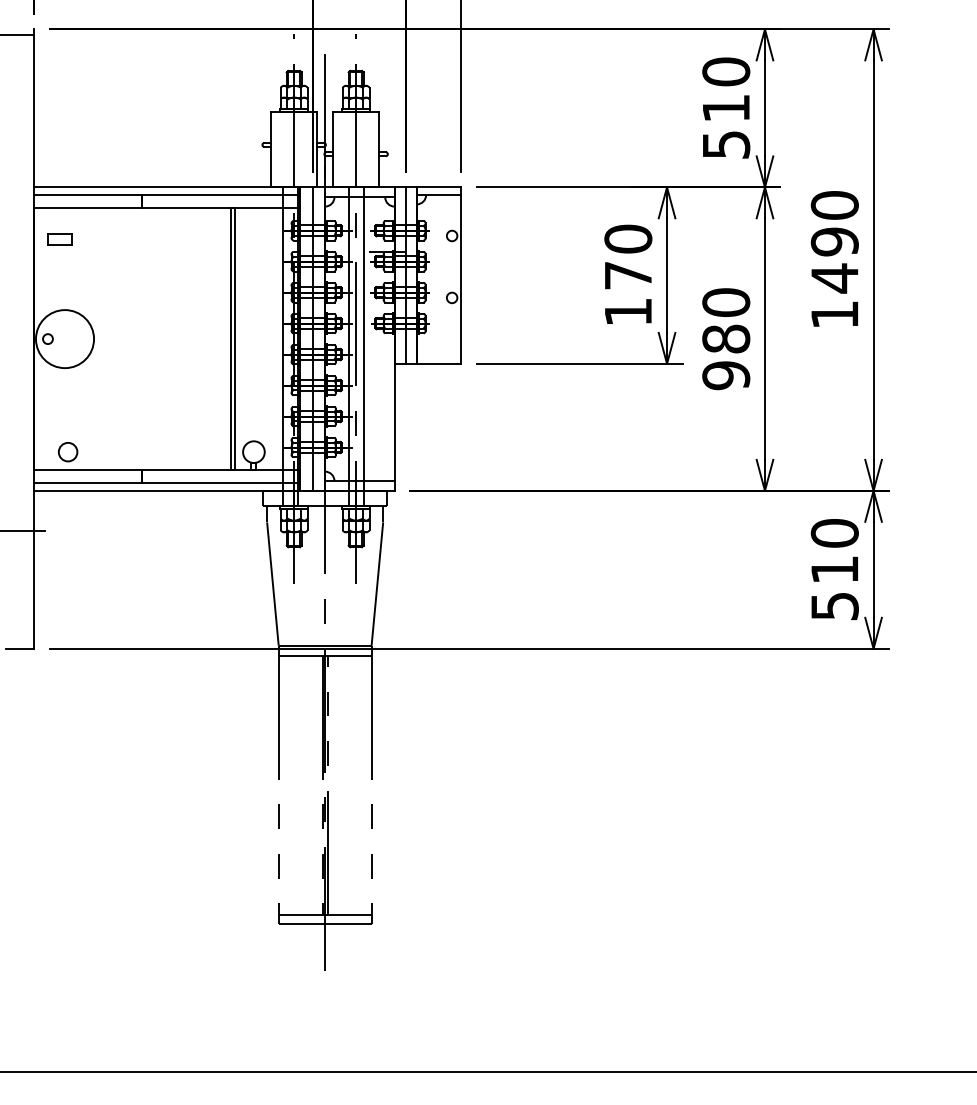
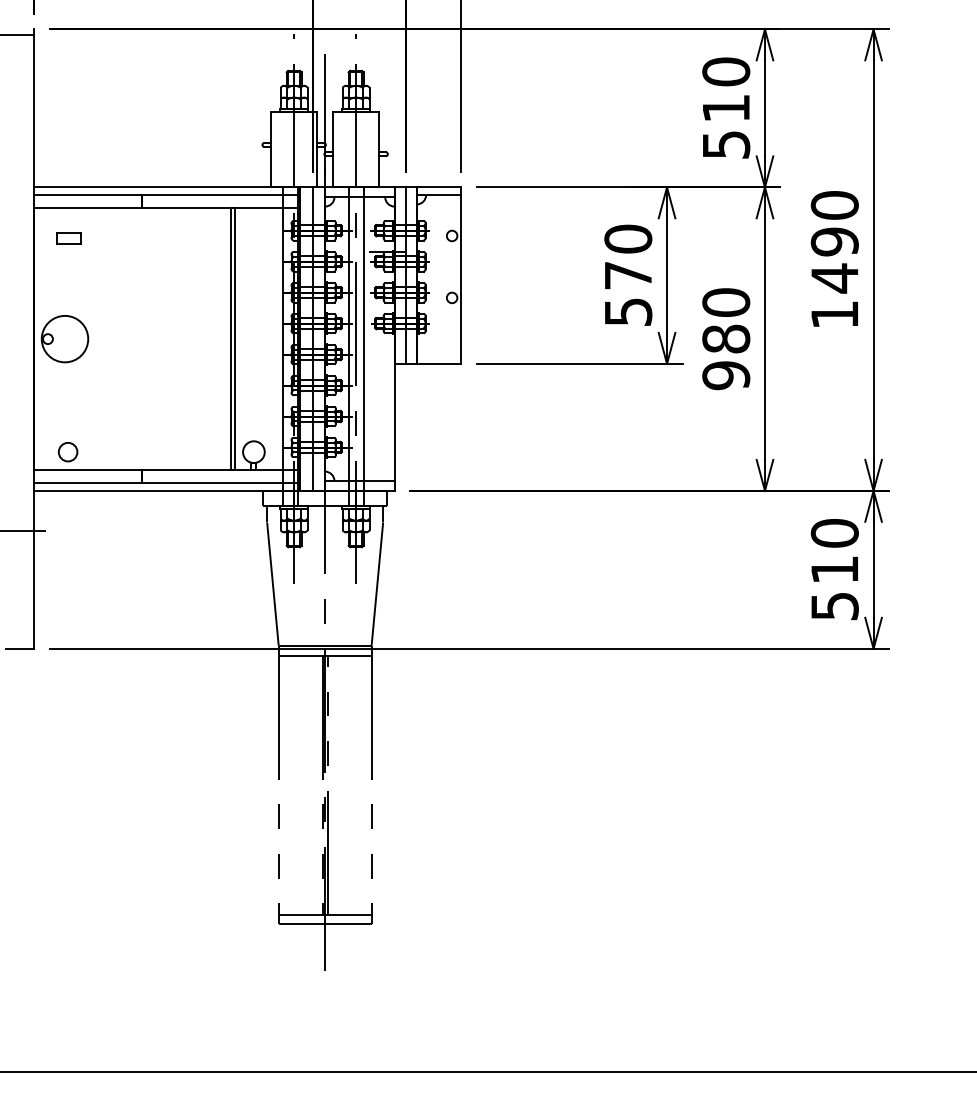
part position: (59, 239) -> (68, 238) (68, 238)
text: 170 -> 570 (628, 311)
circle diameter: 58 px -> 46 px (64, 338)
